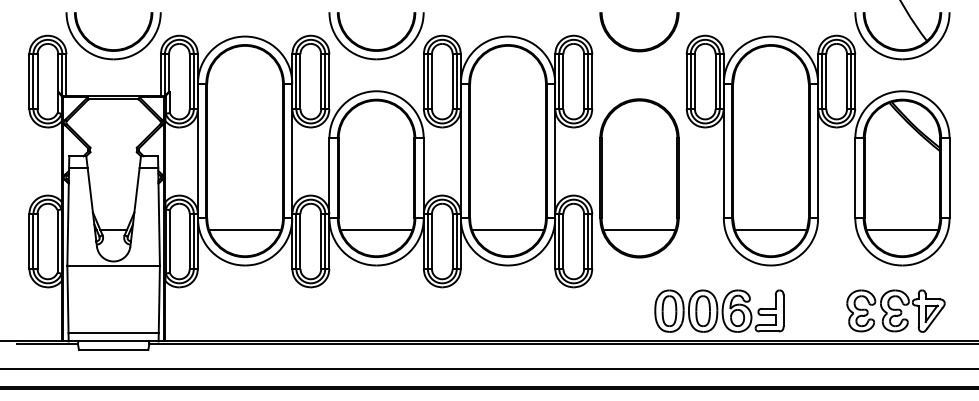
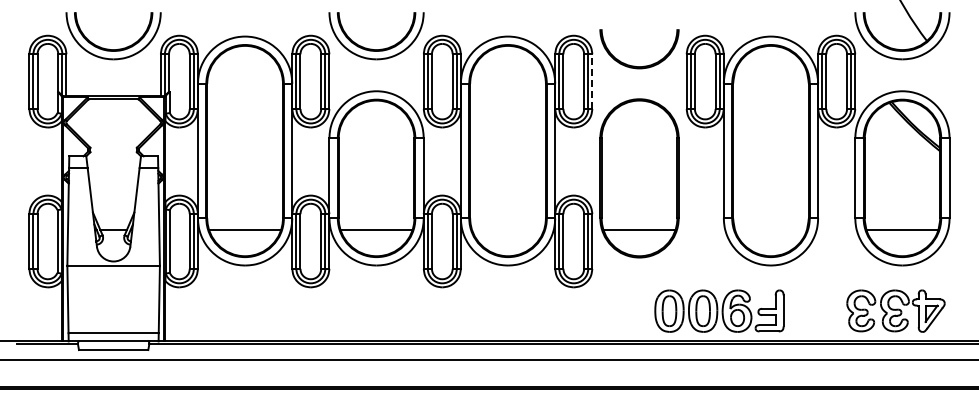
part position: (634, 48) -> (634, 65) (634, 65)
line: solid -> dashed (592, 81)
line: present -> none (507, 229)
line: present -> none (770, 229)
line position: (488, 368) -> (488, 359) (488, 359)
